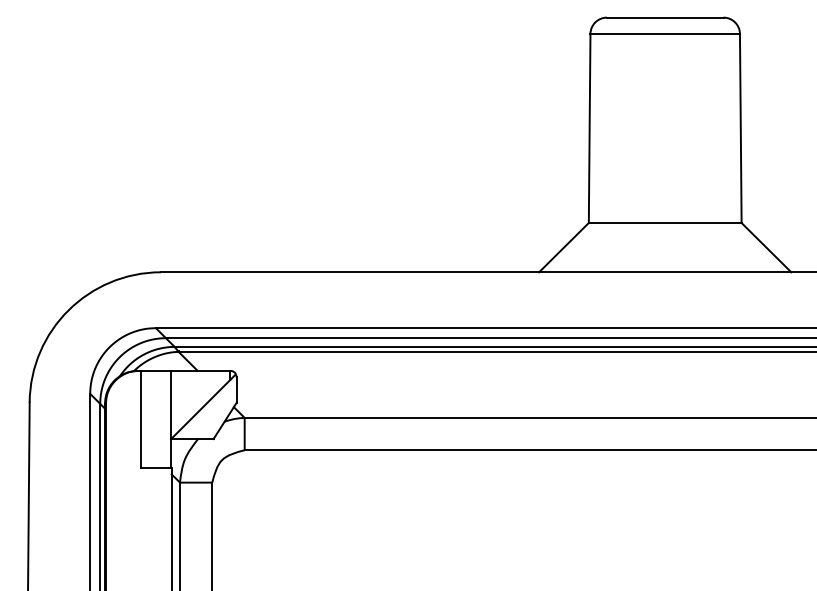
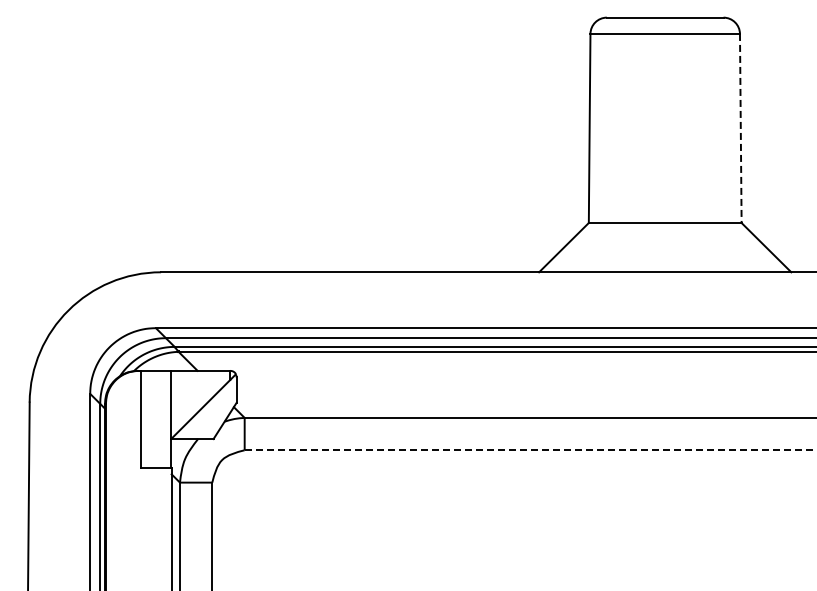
line: solid -> dashed (740, 128)
line: solid -> dashed (530, 450)
